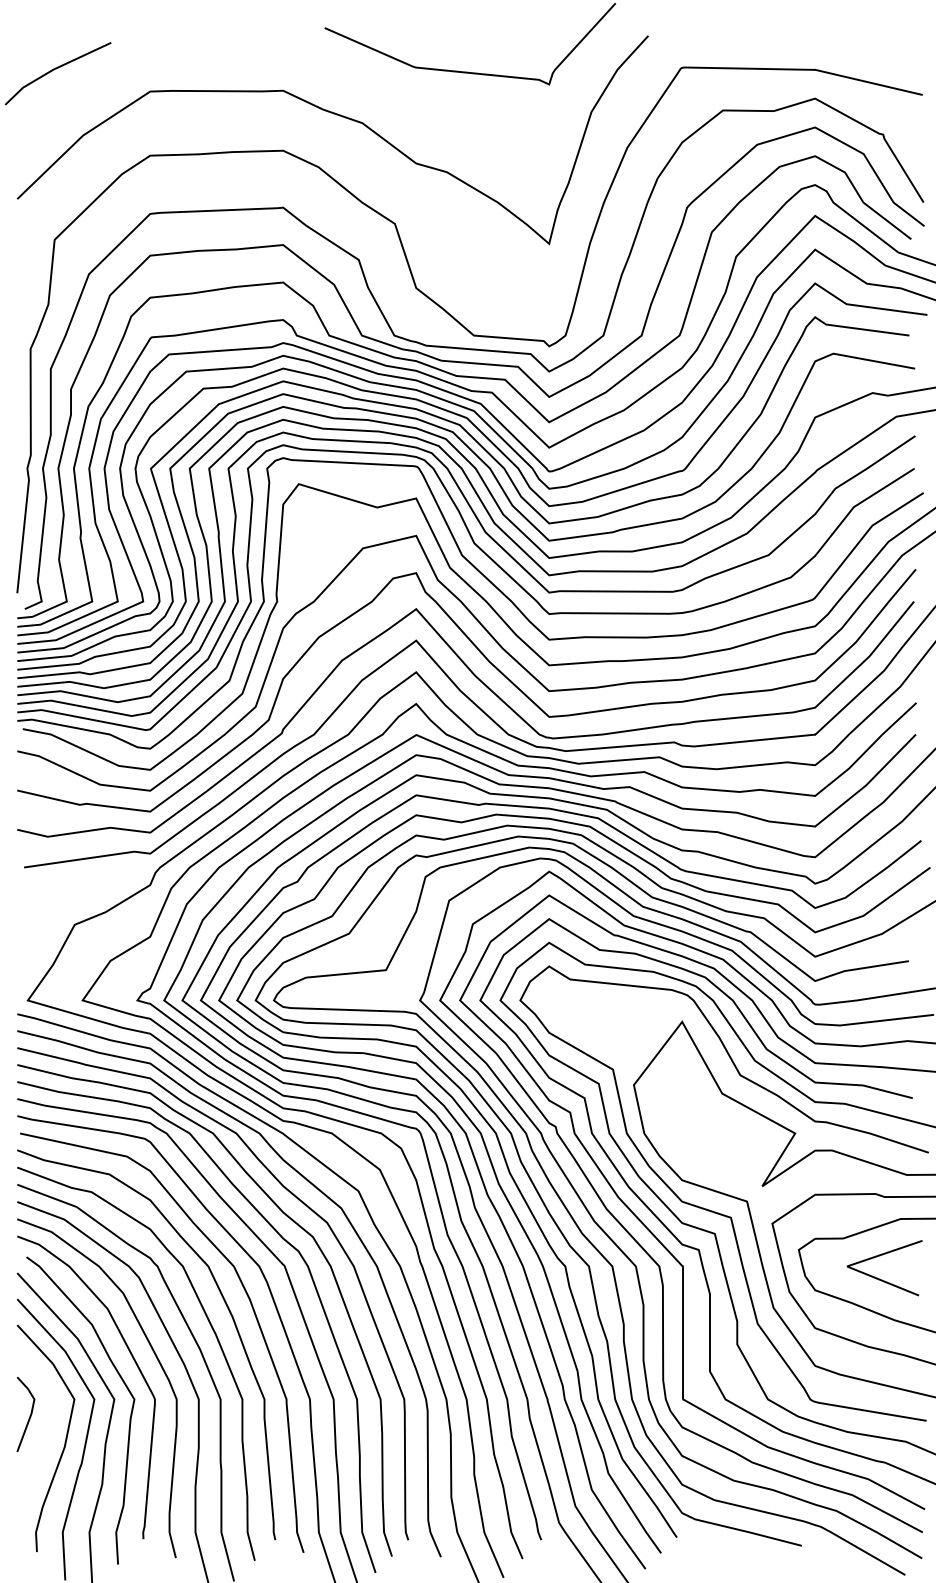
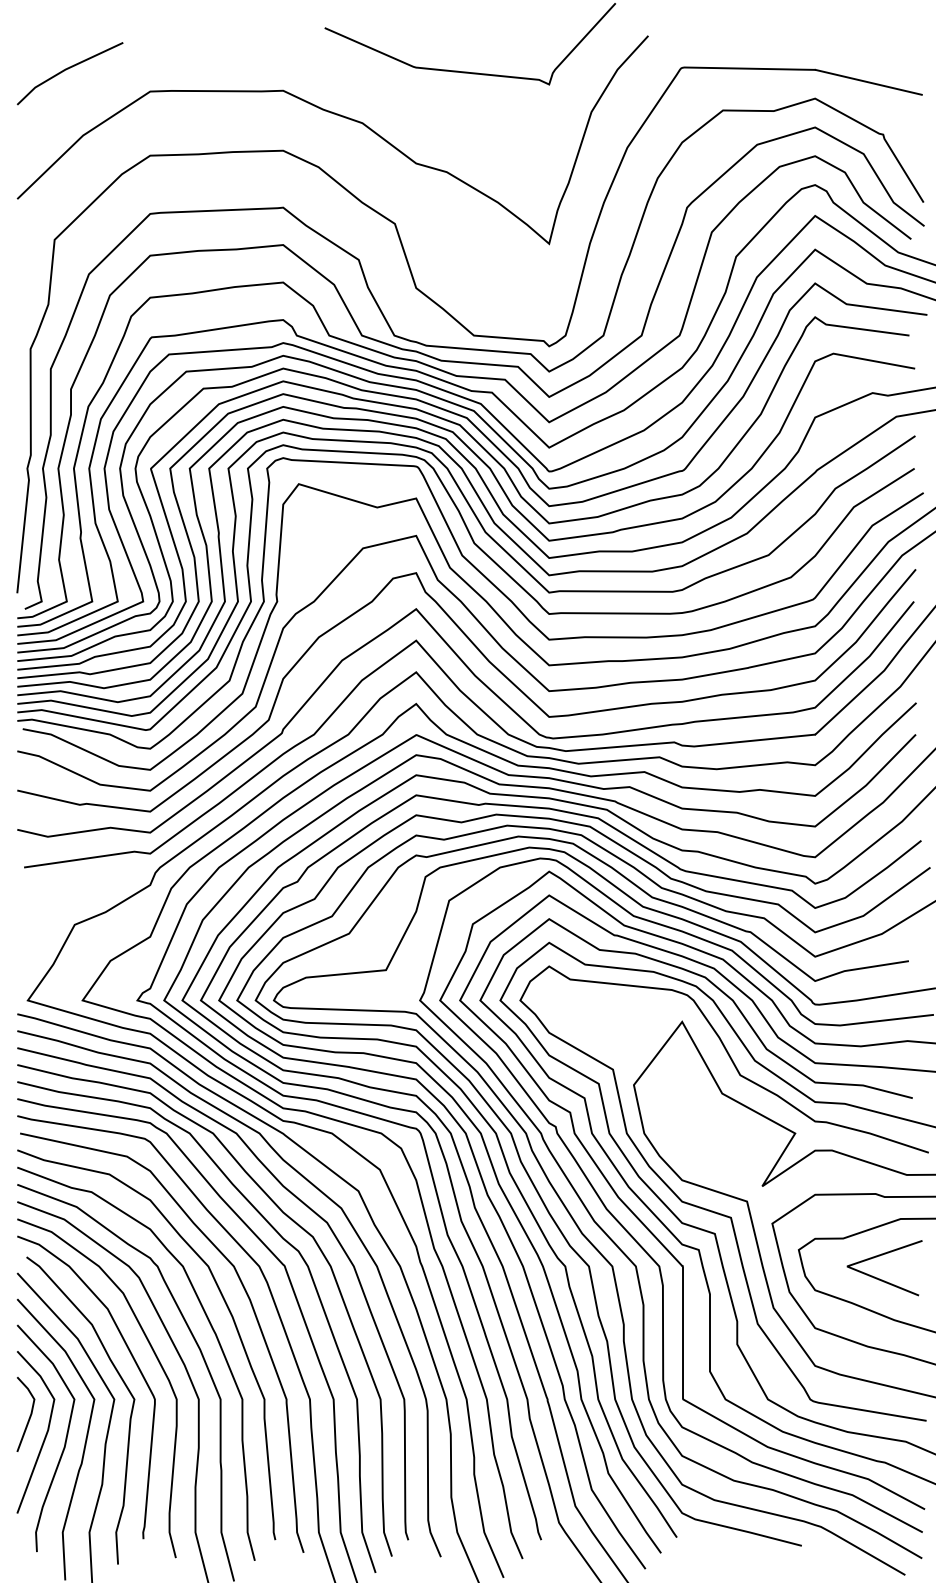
line position: (56, 69) -> (68, 69) (68, 69)
line: none -> present (44, 1436)
